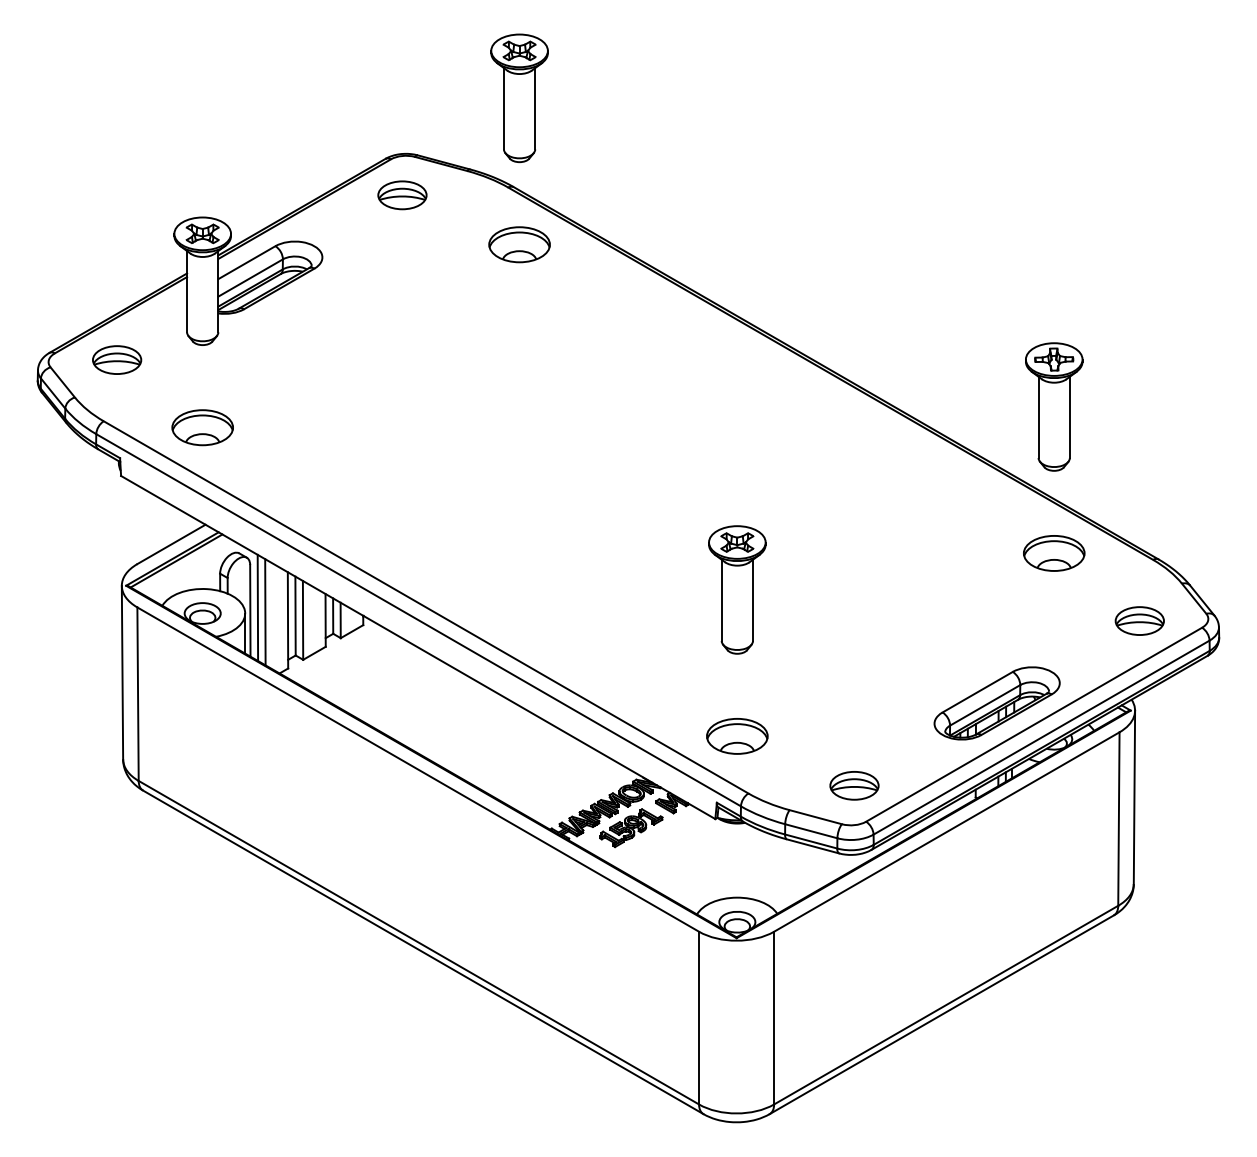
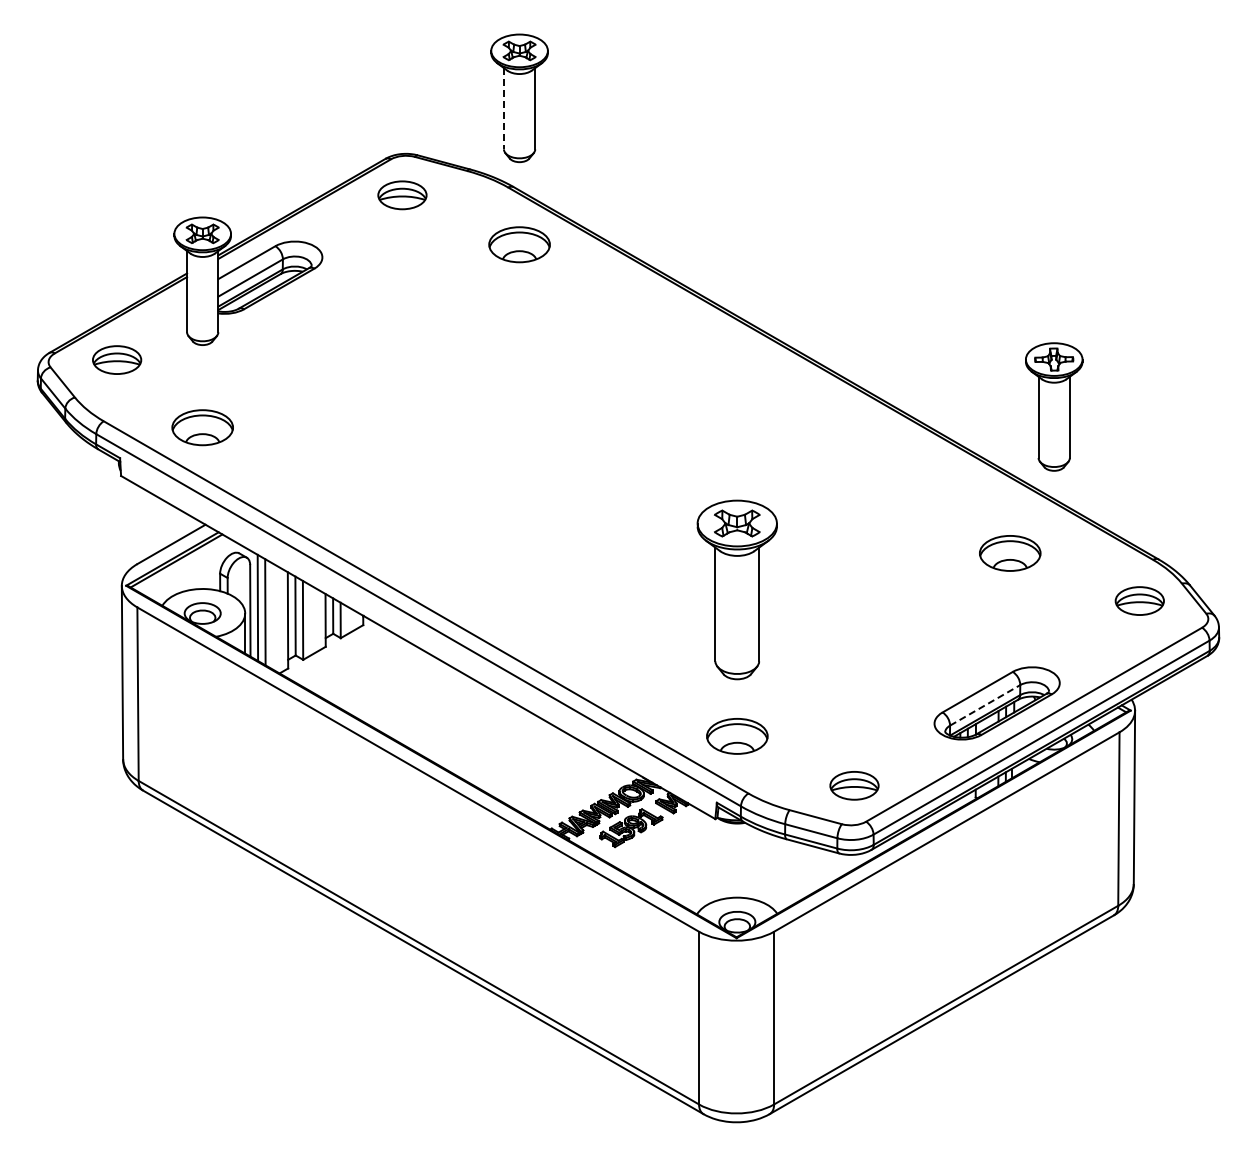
line: solid -> dashed (503, 108)
part position: (1054, 553) -> (1010, 553) (1010, 553)
part size: 59x130 px -> 82x182 px (736, 589)
part position: (1139, 620) -> (1139, 600) (1139, 600)
line: solid -> dashed (985, 705)
